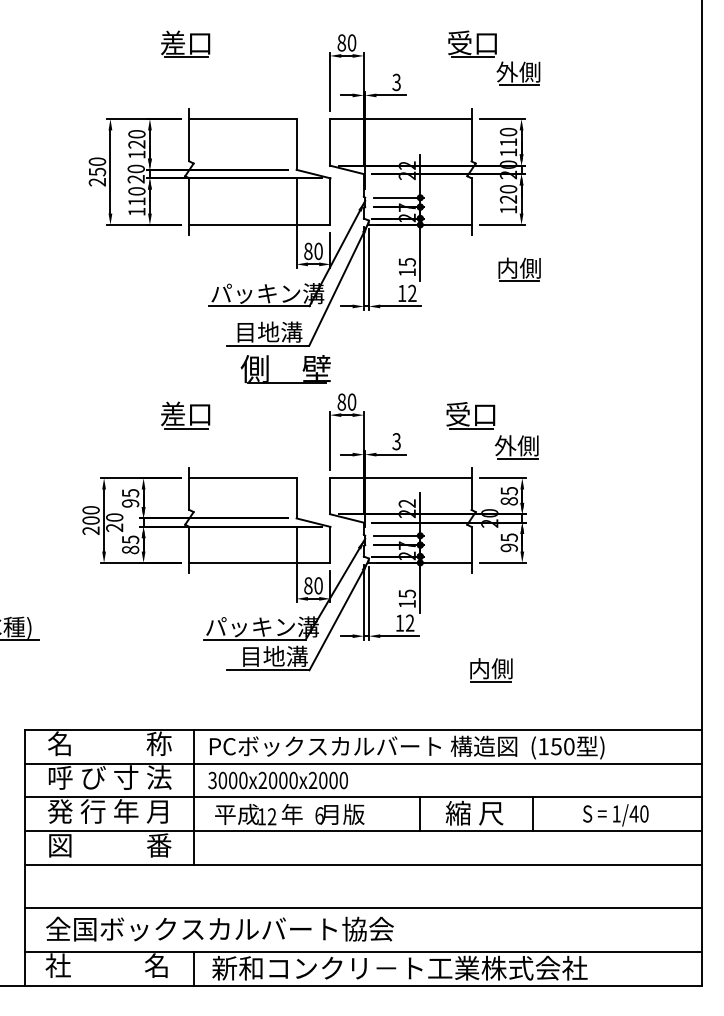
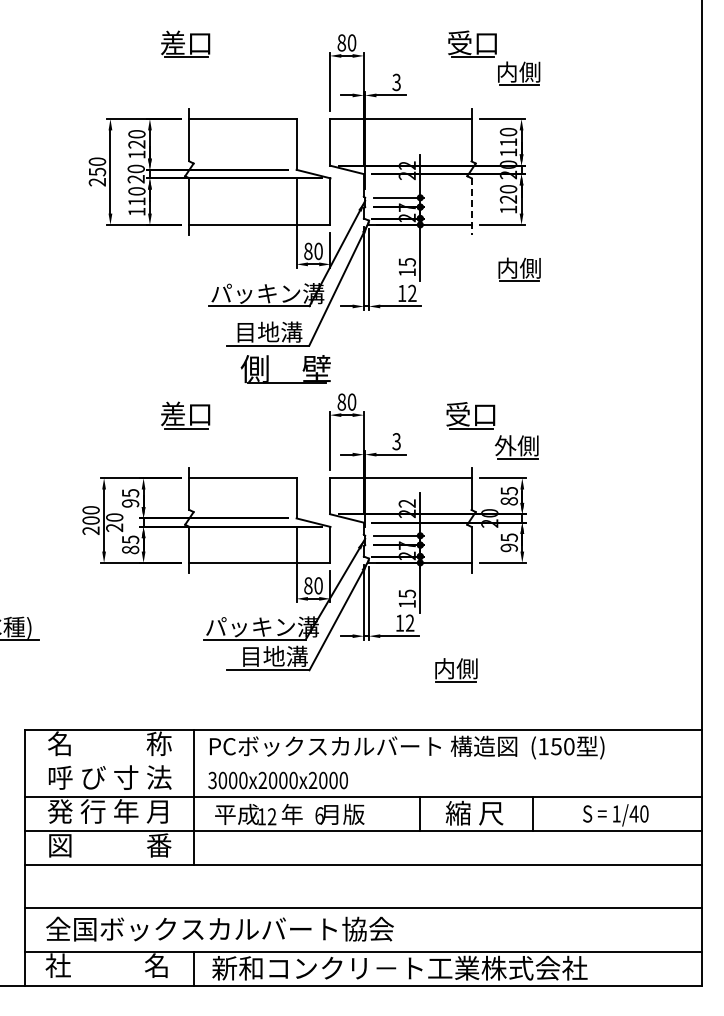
text: 外側 -> 内側 (507, 71)
line: solid -> dashed (471, 206)
part position: (491, 670) -> (456, 670) (456, 670)
line: present -> none (363, 763)
